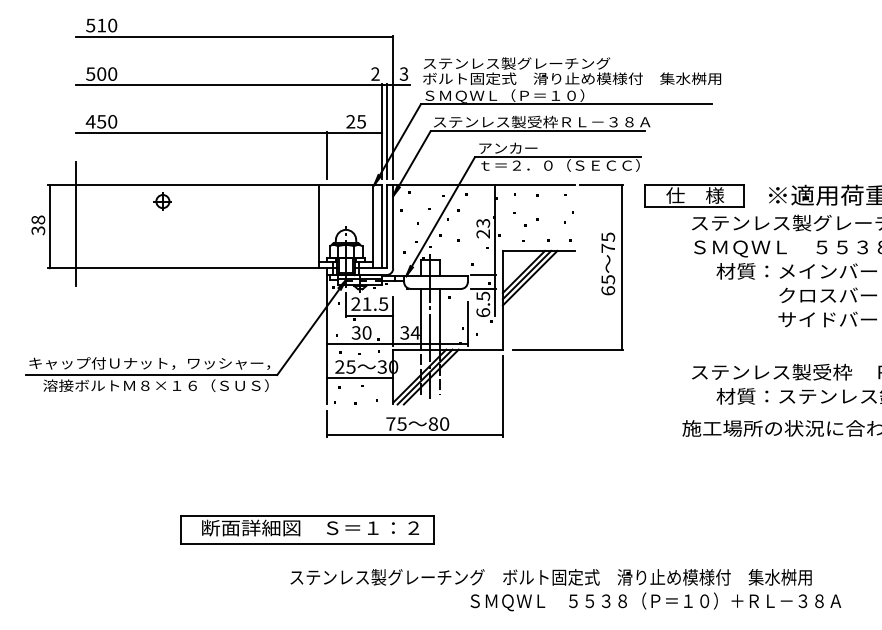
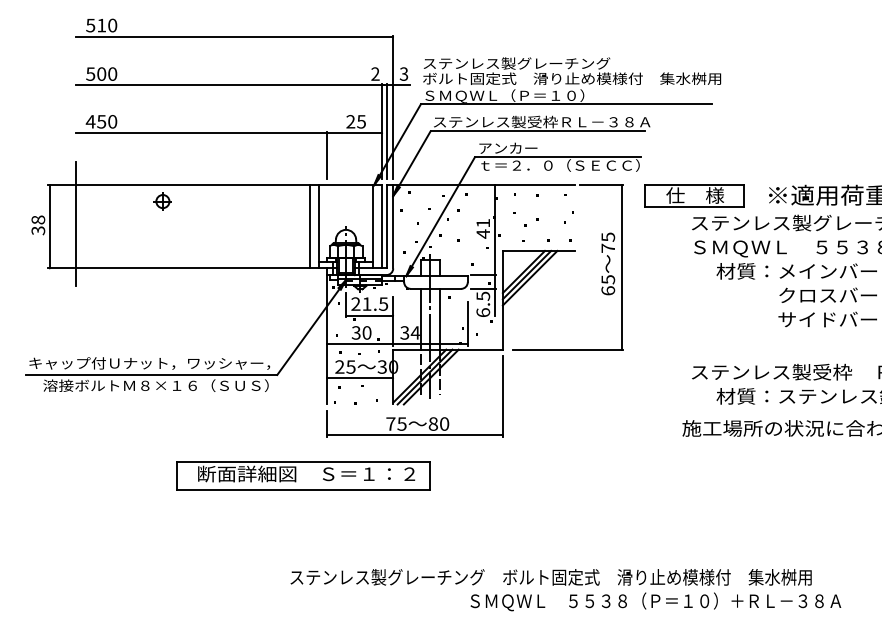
line: none -> present (309, 226)
text: 23 -> 41 (483, 228)
part position: (307, 529) -> (303, 475) (303, 475)
